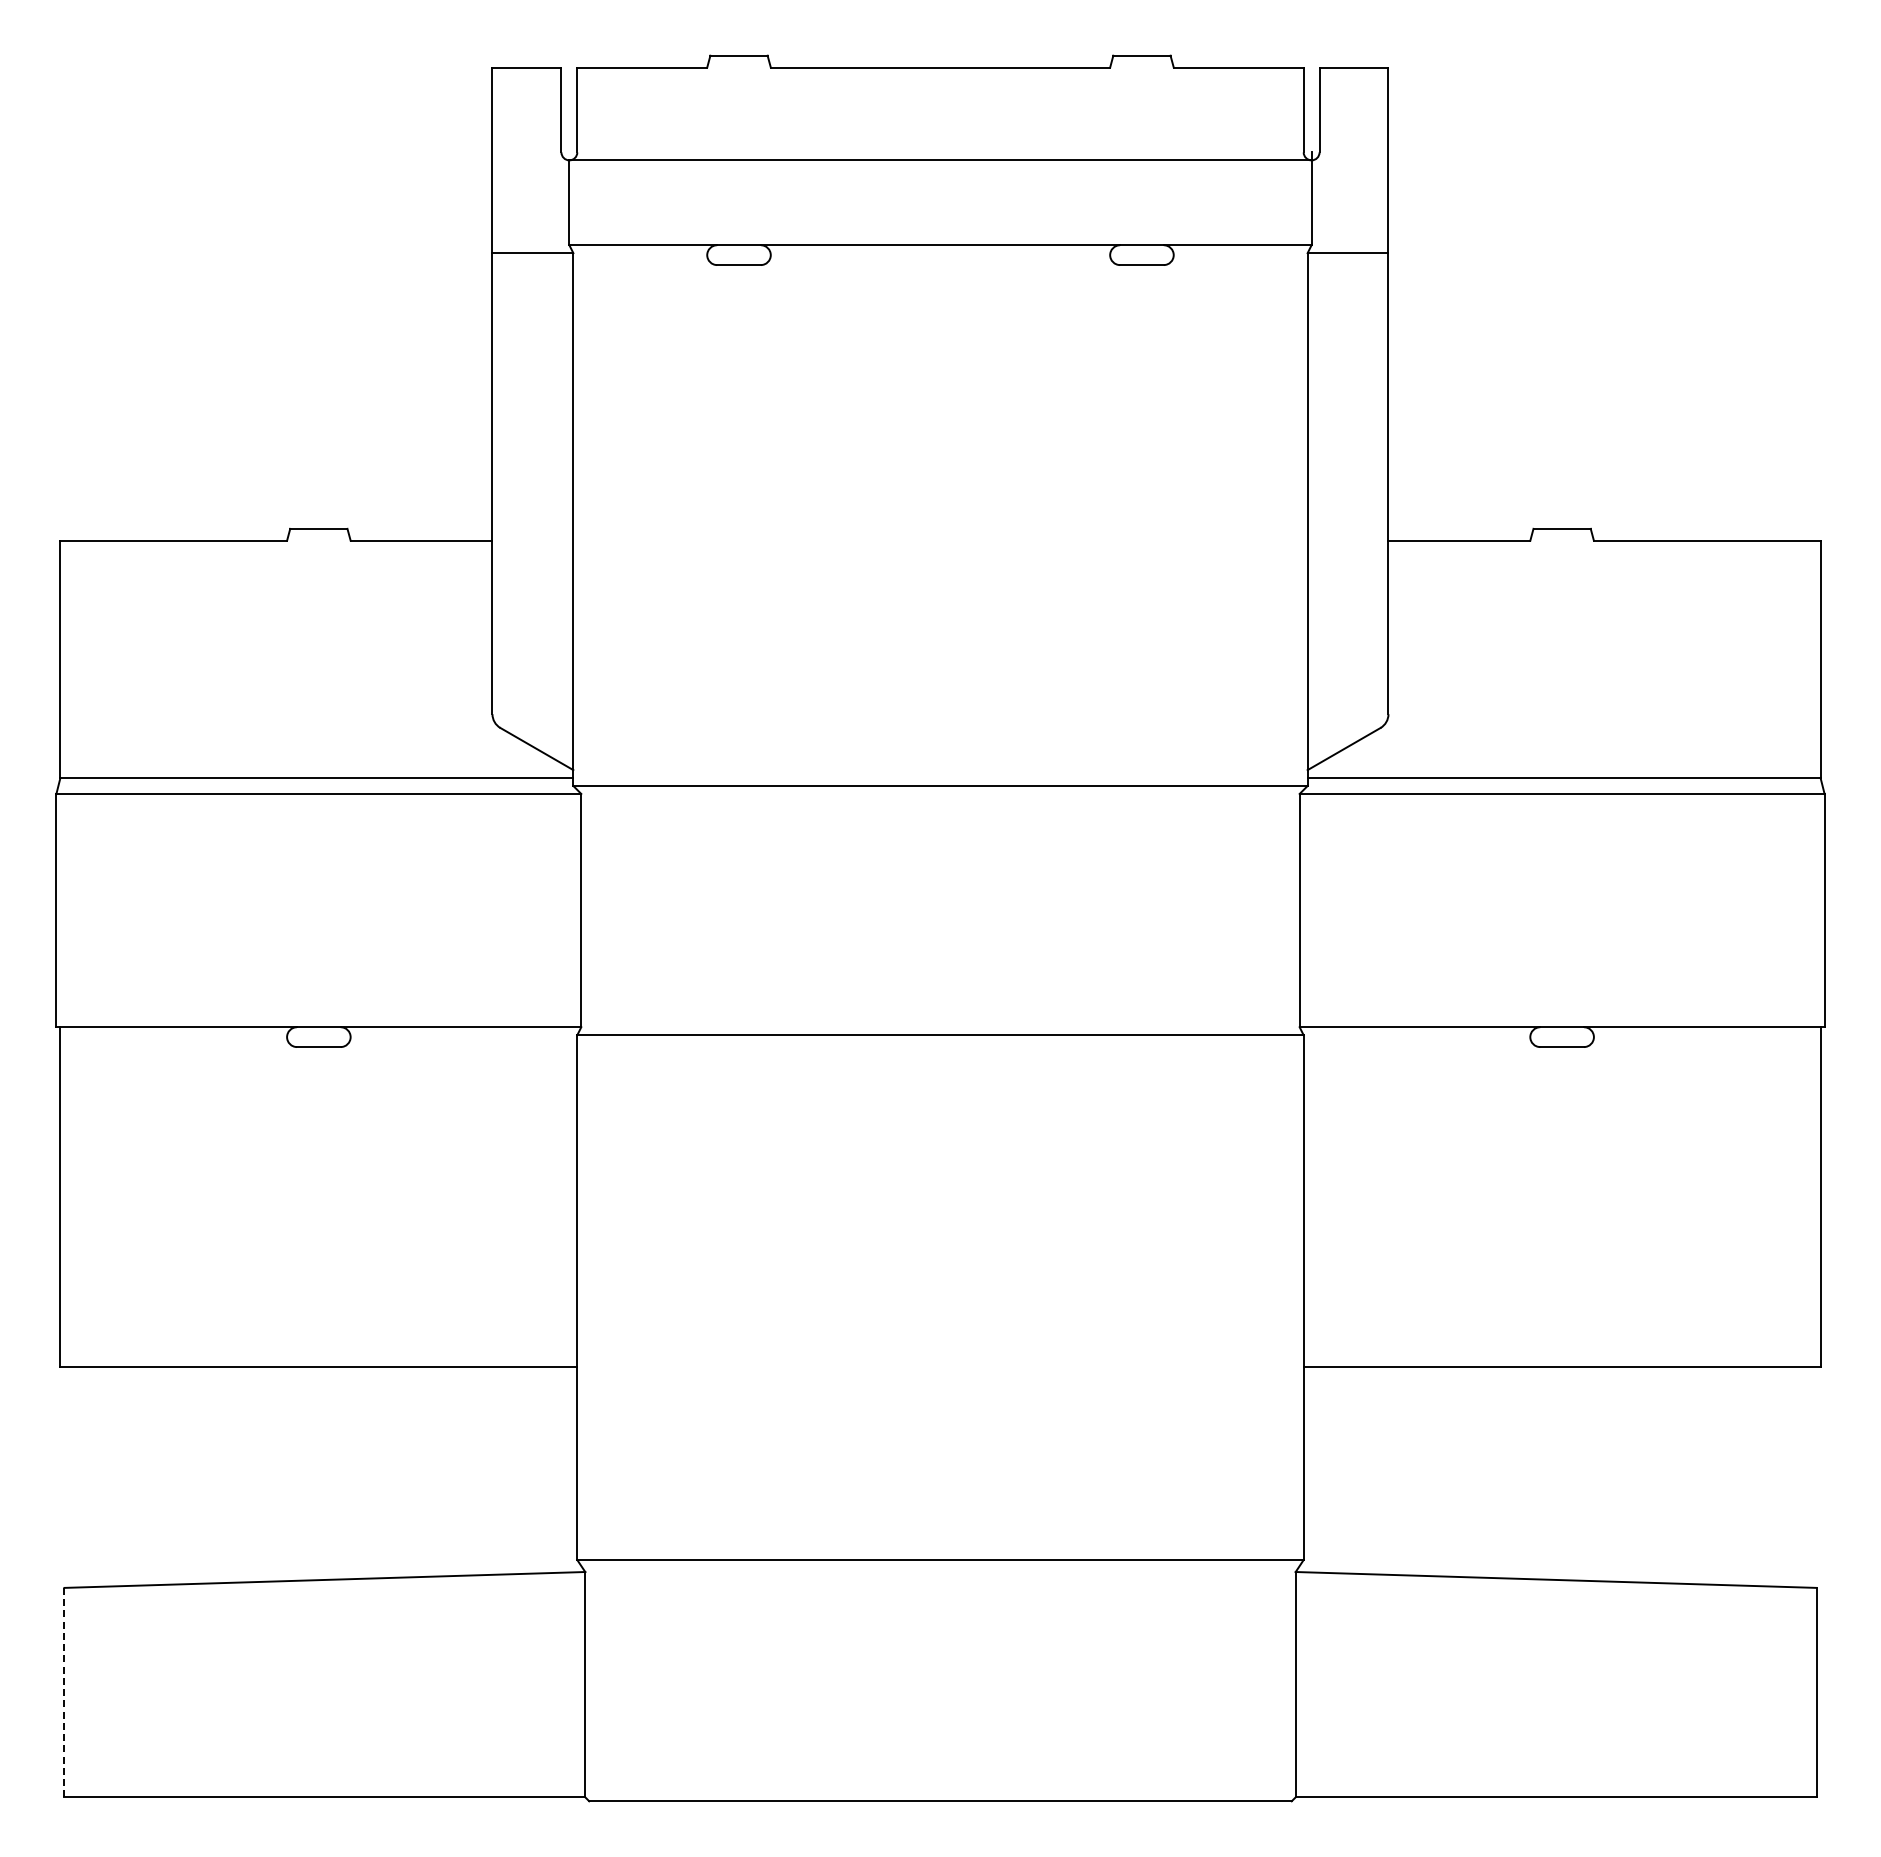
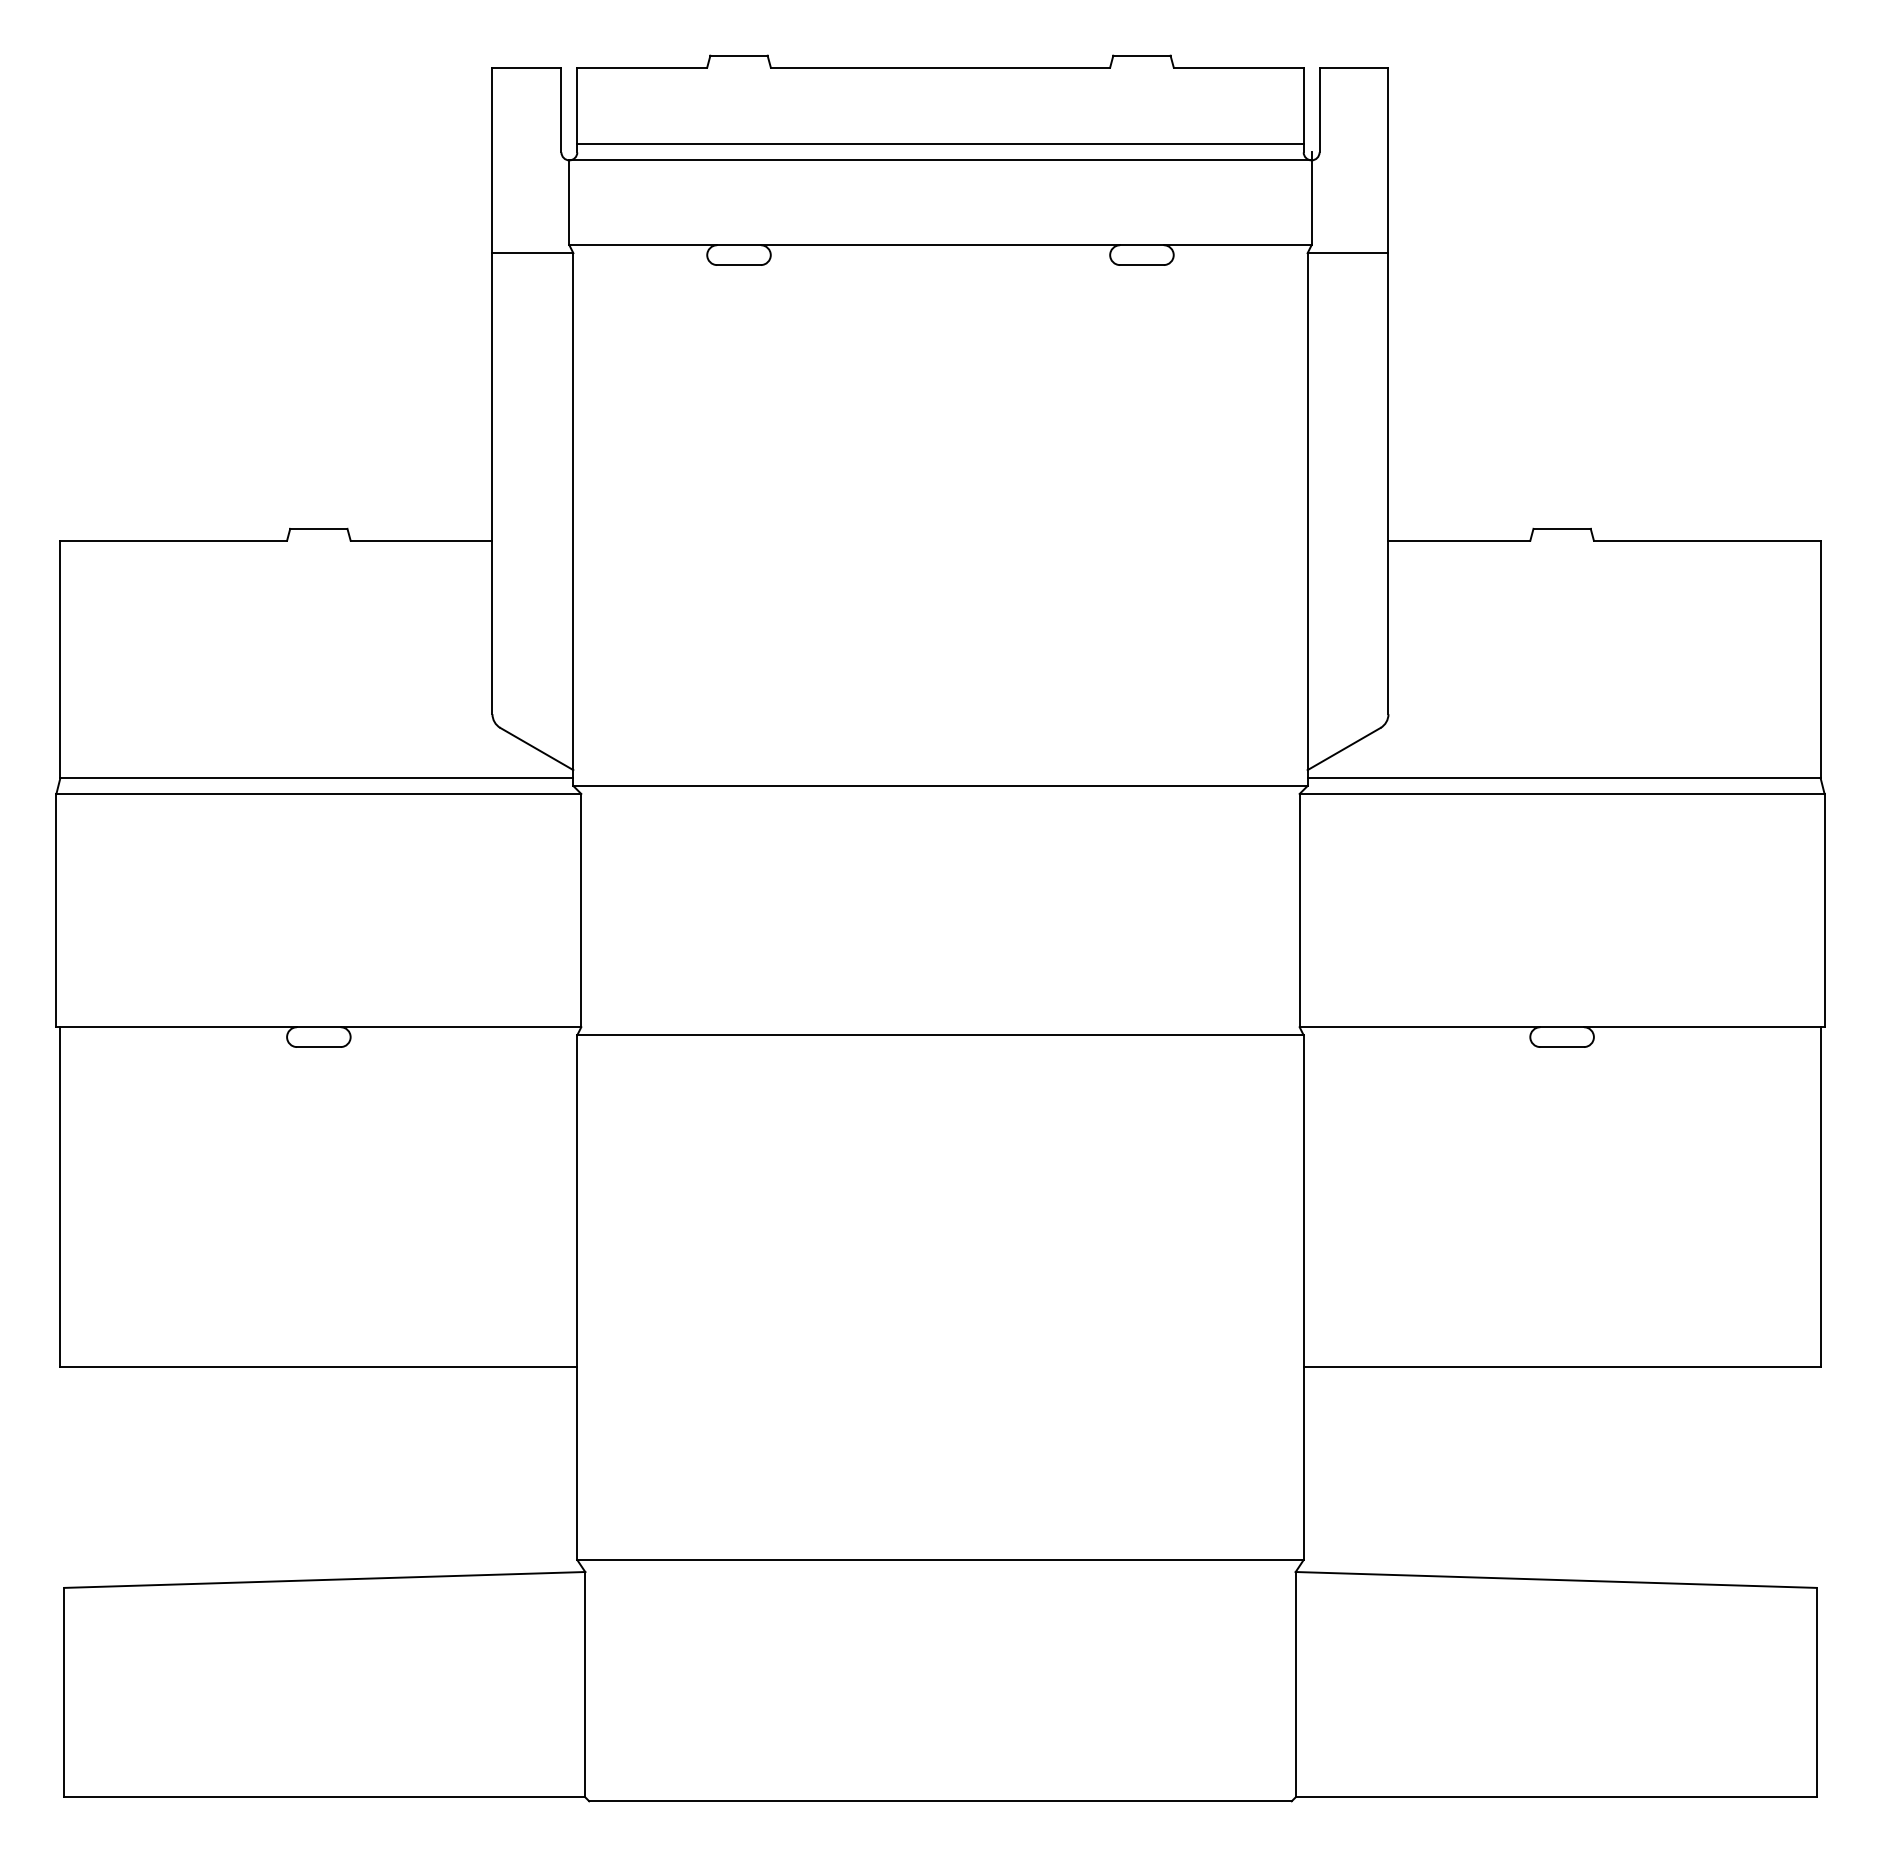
line: none -> present (940, 144)
line: dashed -> solid (64, 1692)
